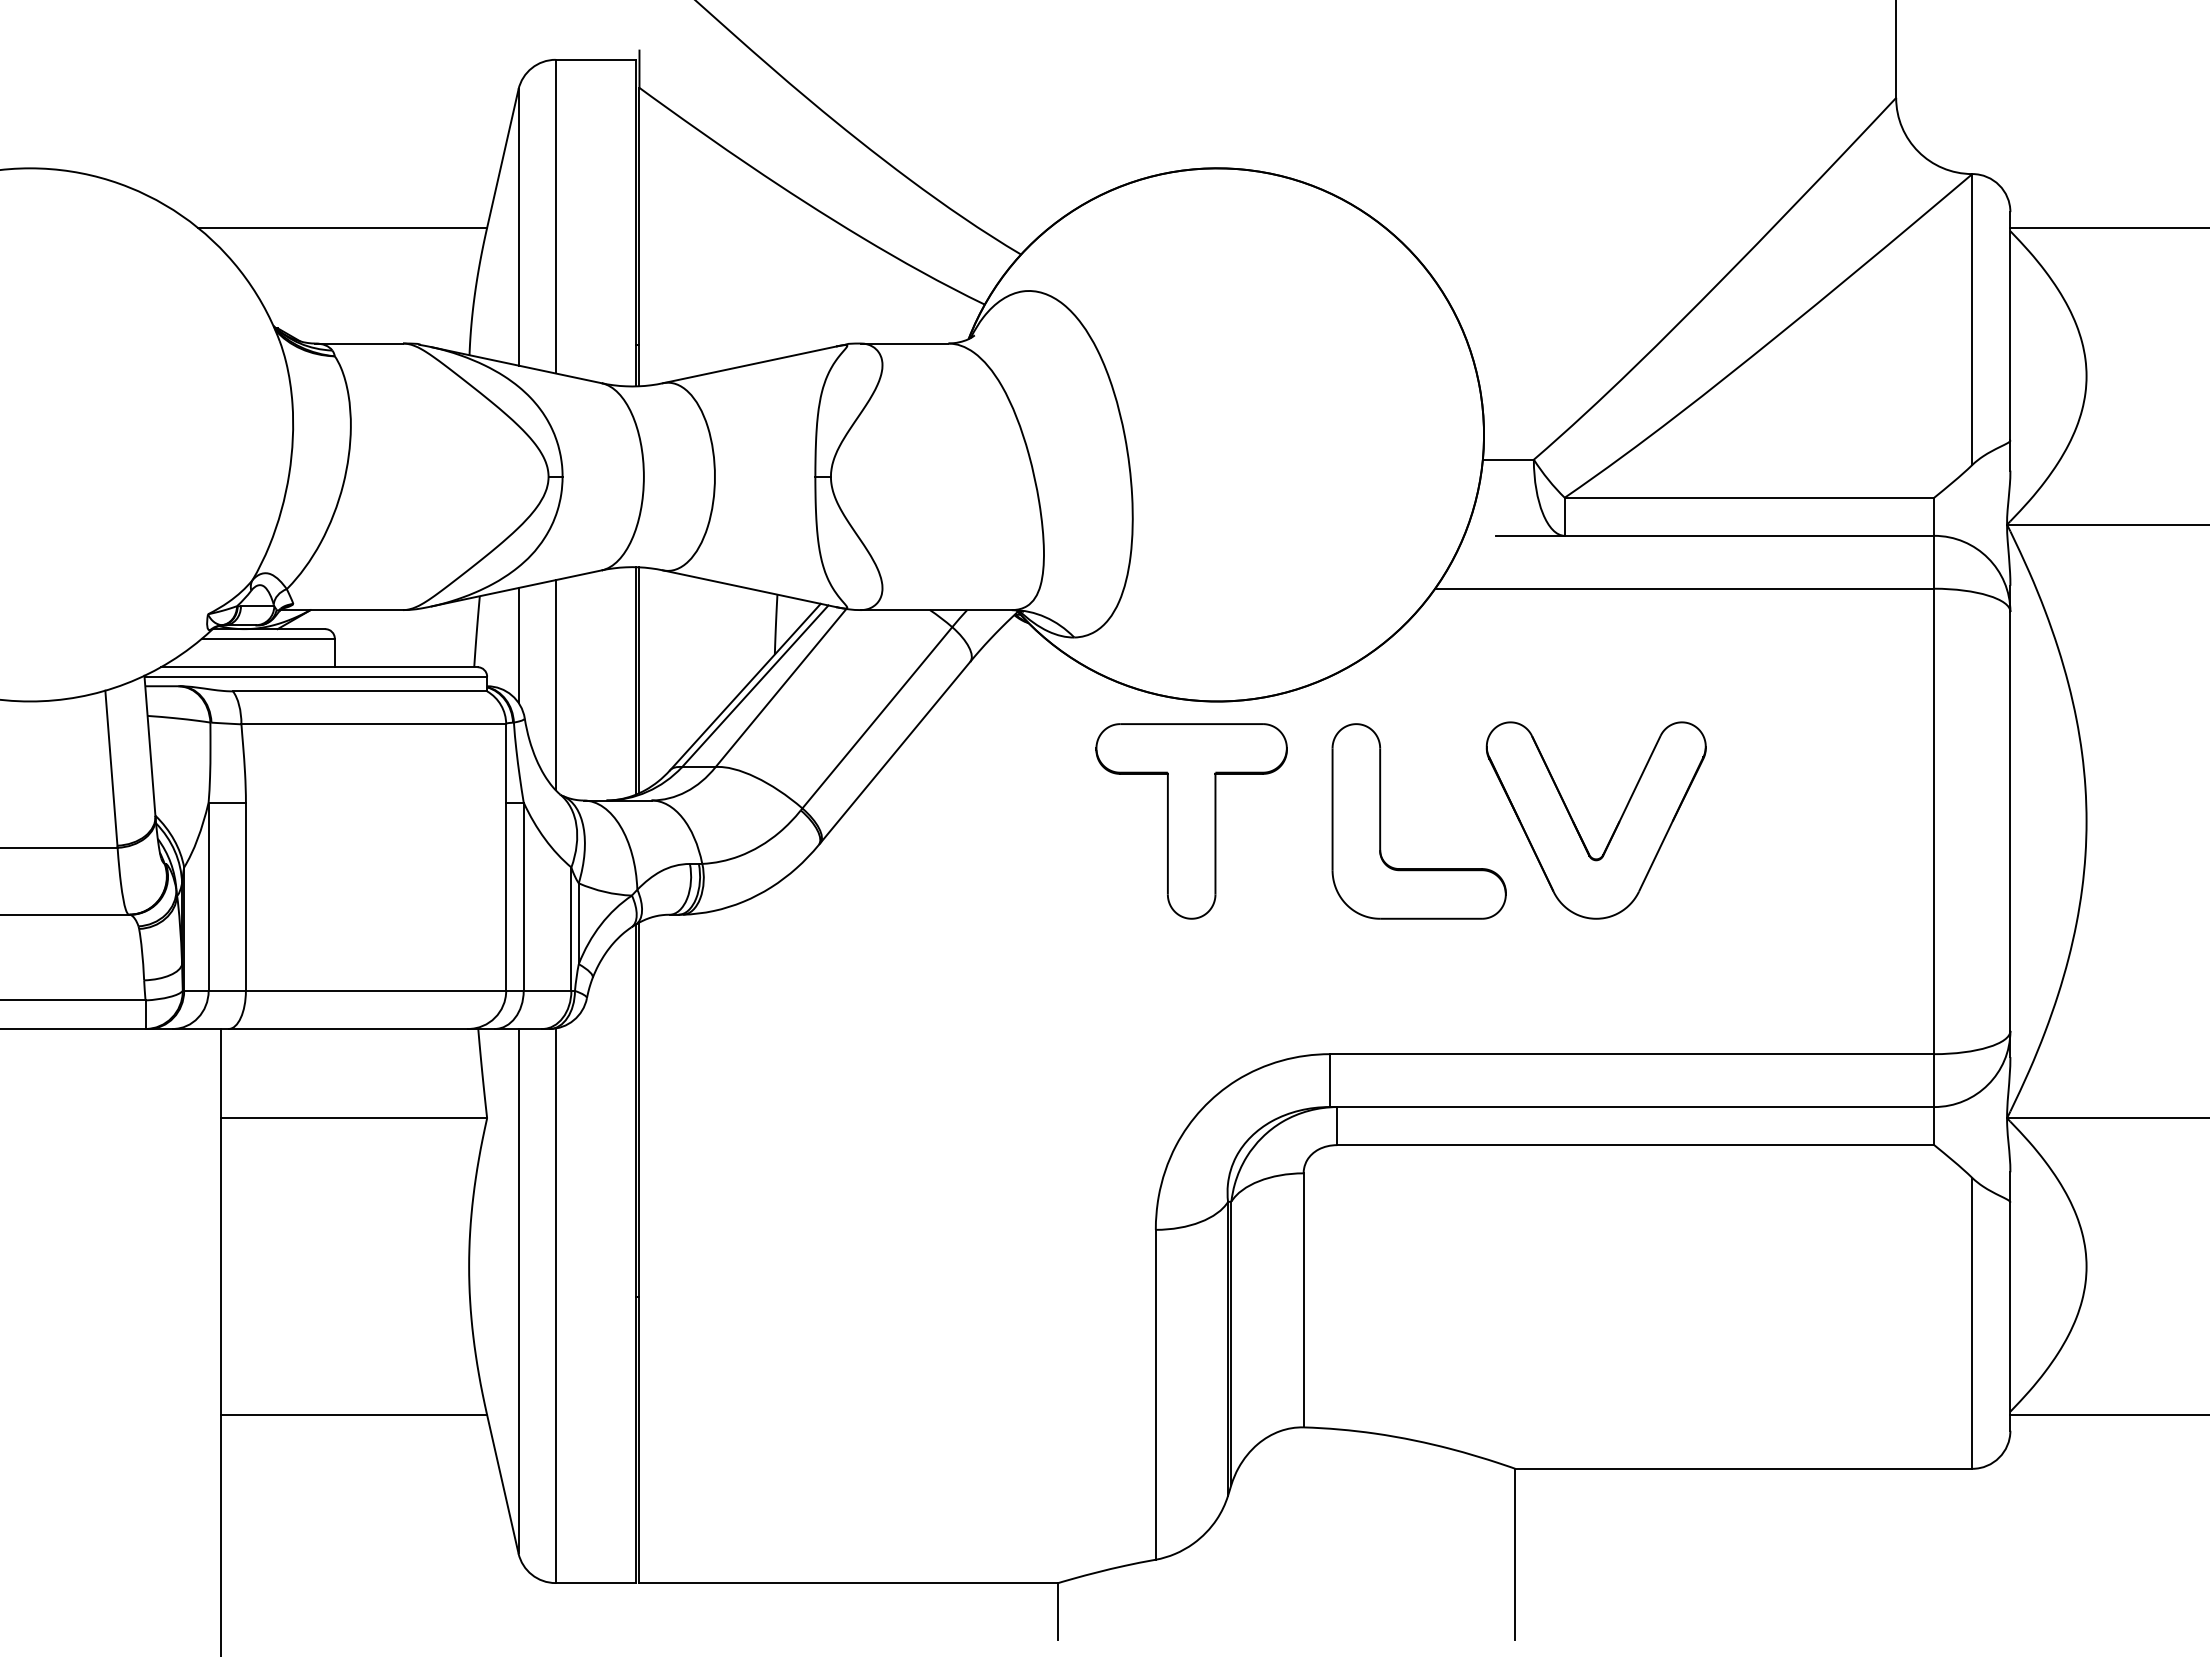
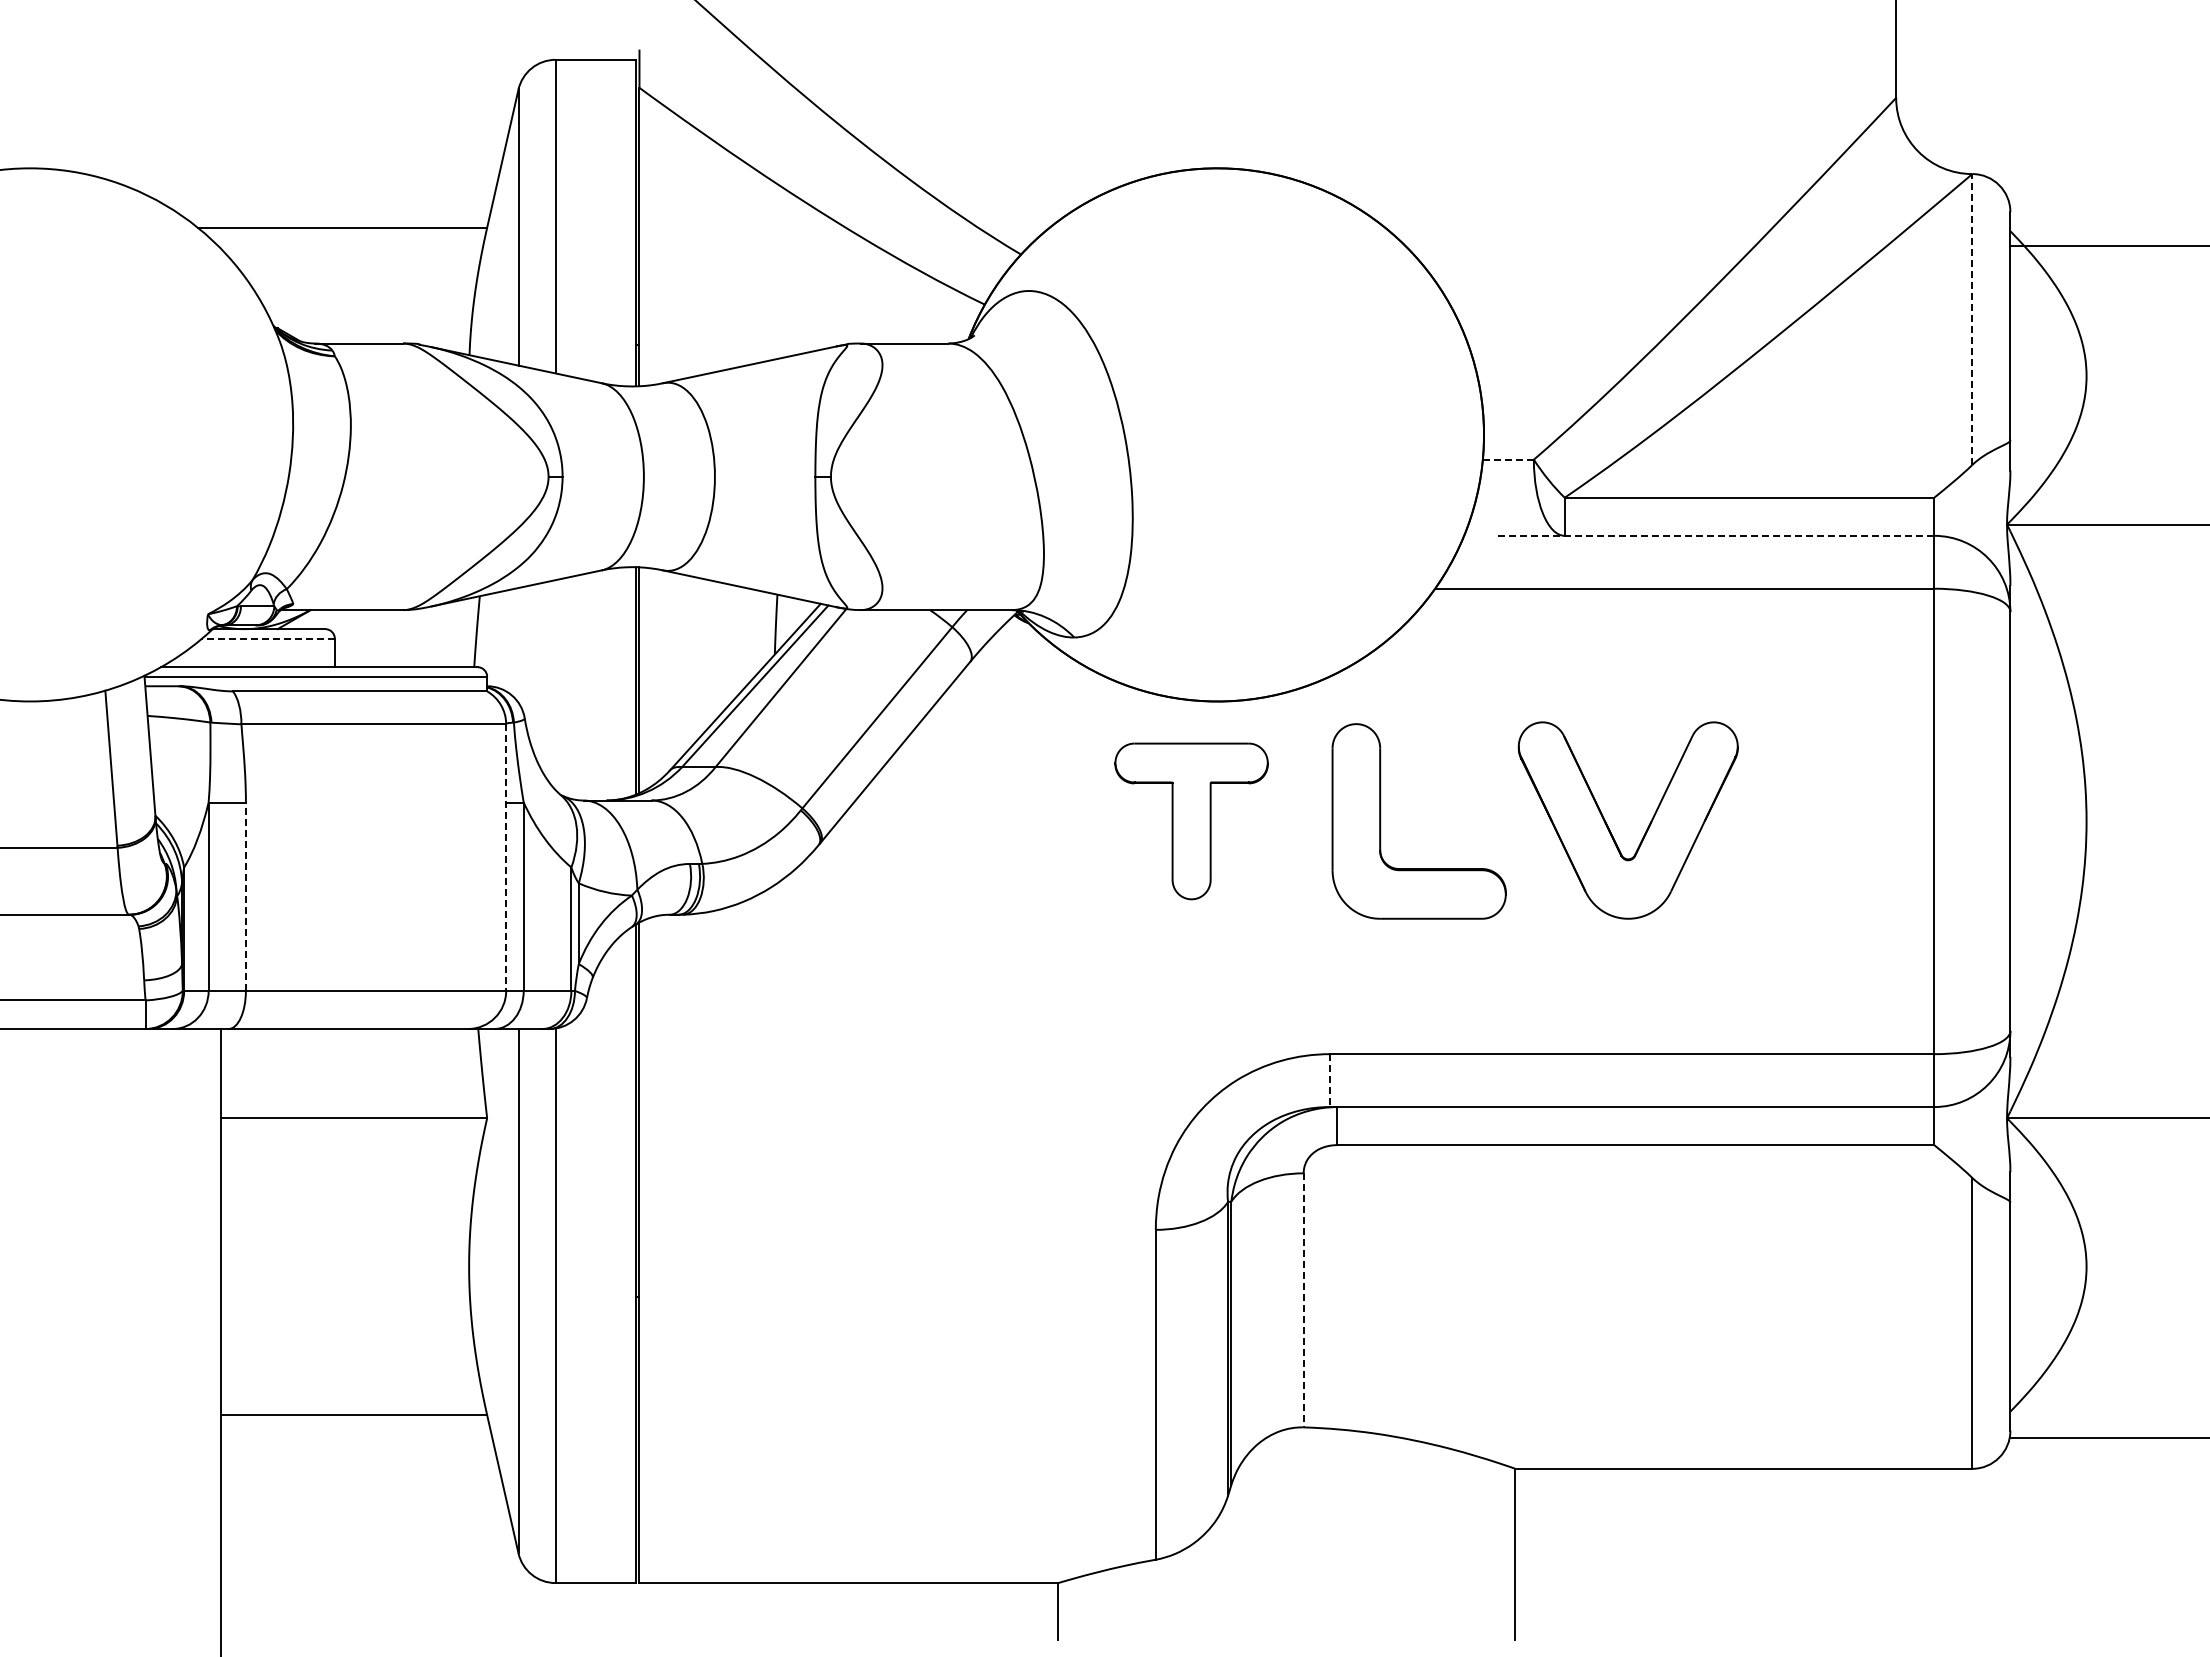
line position: (2108, 227) -> (2108, 245) (2108, 245)
line: solid -> dashed (1972, 319)
line: solid -> dashed (1508, 459)
line: solid -> dashed (1715, 535)
line: solid -> dashed (267, 638)
line: present -> none (518, 645)
line: present -> none (555, 685)
part size: 193x197 px -> 155x159 px (1191, 821)
part position: (1576, 825) -> (1608, 825) (1608, 825)
line: solid -> dashed (506, 858)
line: solid -> dashed (245, 896)
line: solid -> dashed (1329, 1081)
line: solid -> dashed (1303, 1300)
line position: (2108, 1415) -> (2108, 1438) (2108, 1438)
